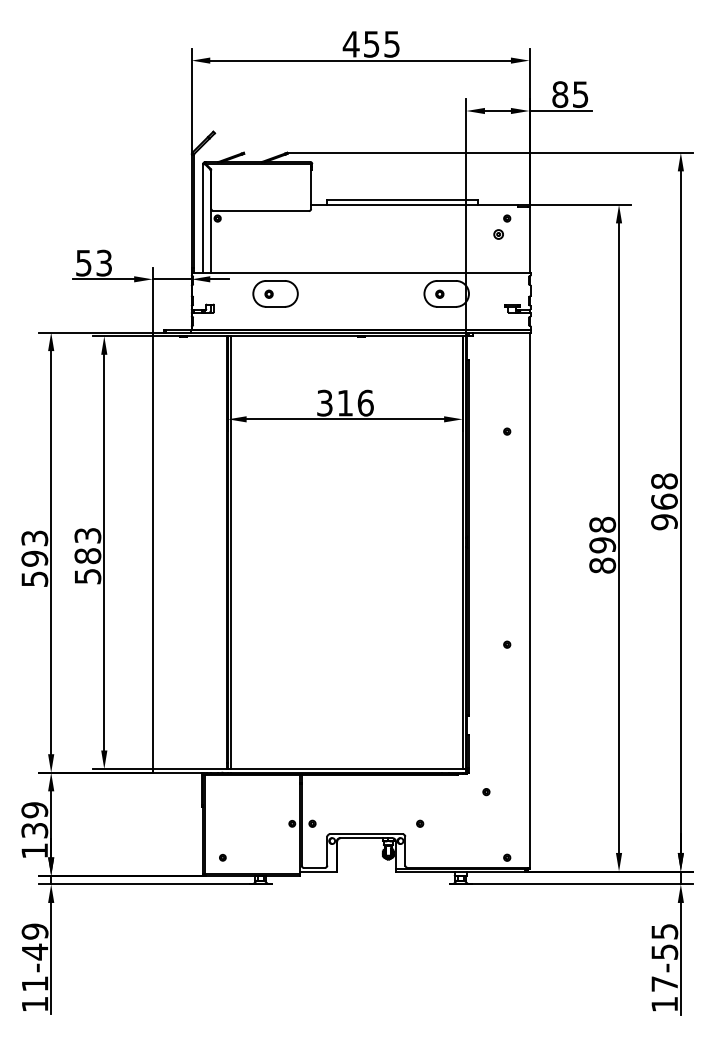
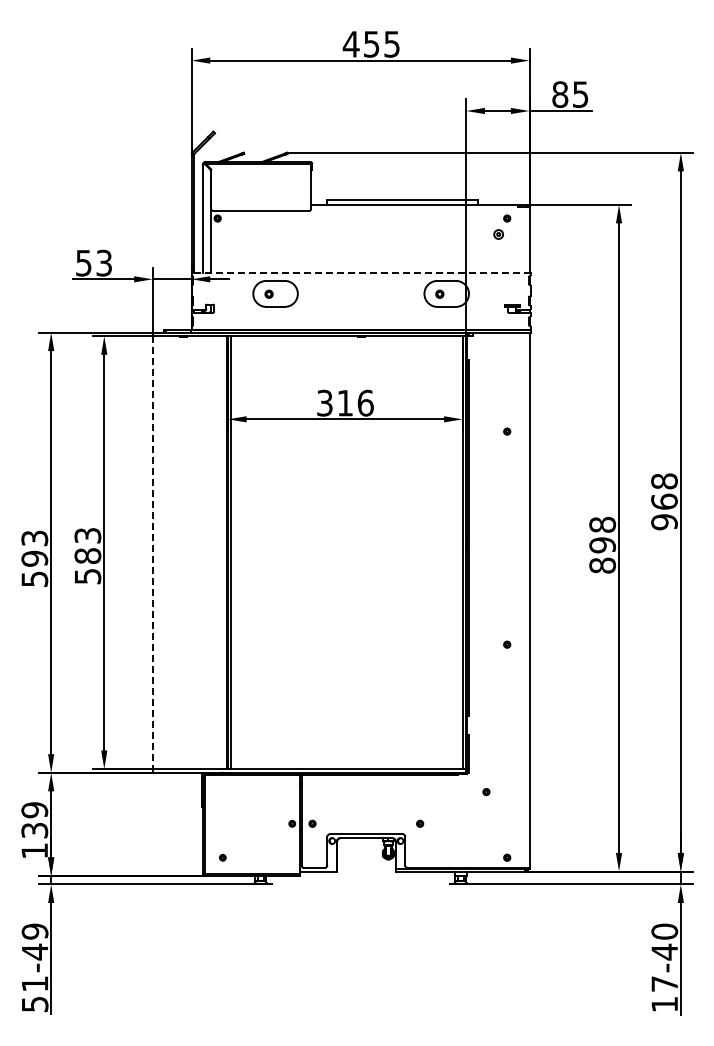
line: solid -> dashed (360, 273)
line: solid -> dashed (152, 553)
text: 17-55 -> 17-40 (664, 941)
text: 11-49 -> 51-49 (35, 1004)
